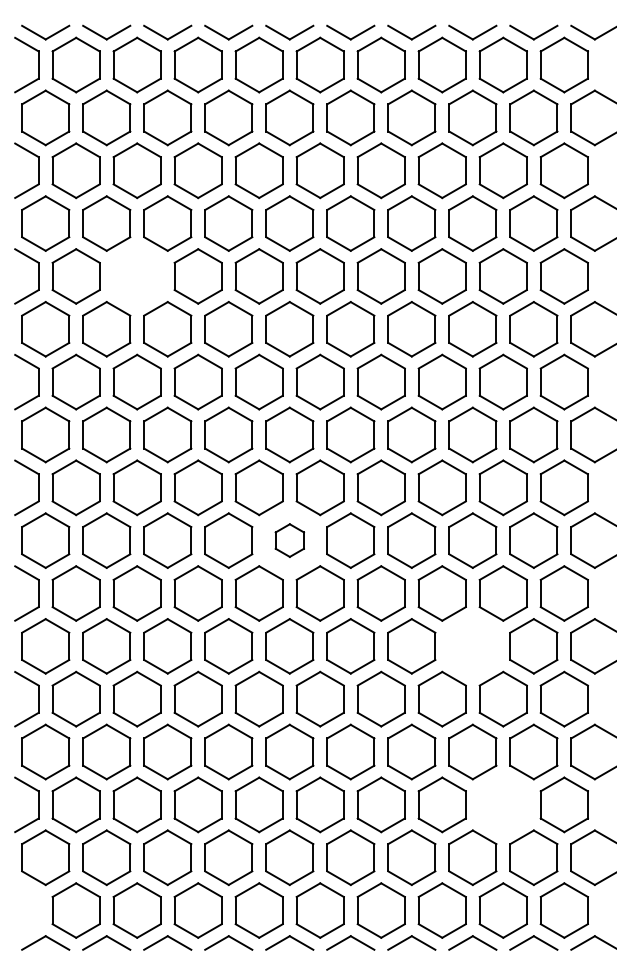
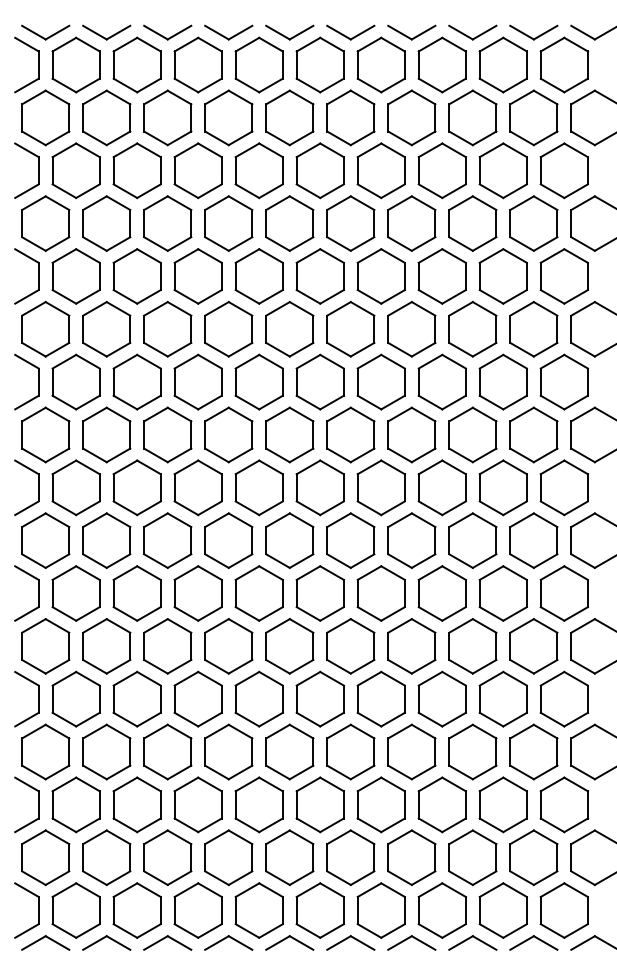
part: none -> present (136, 276)
part size: 31x35 px -> 50x57 px (289, 540)
part: none -> present (472, 646)
part: none -> present (502, 804)
part: none -> present (38, 910)
